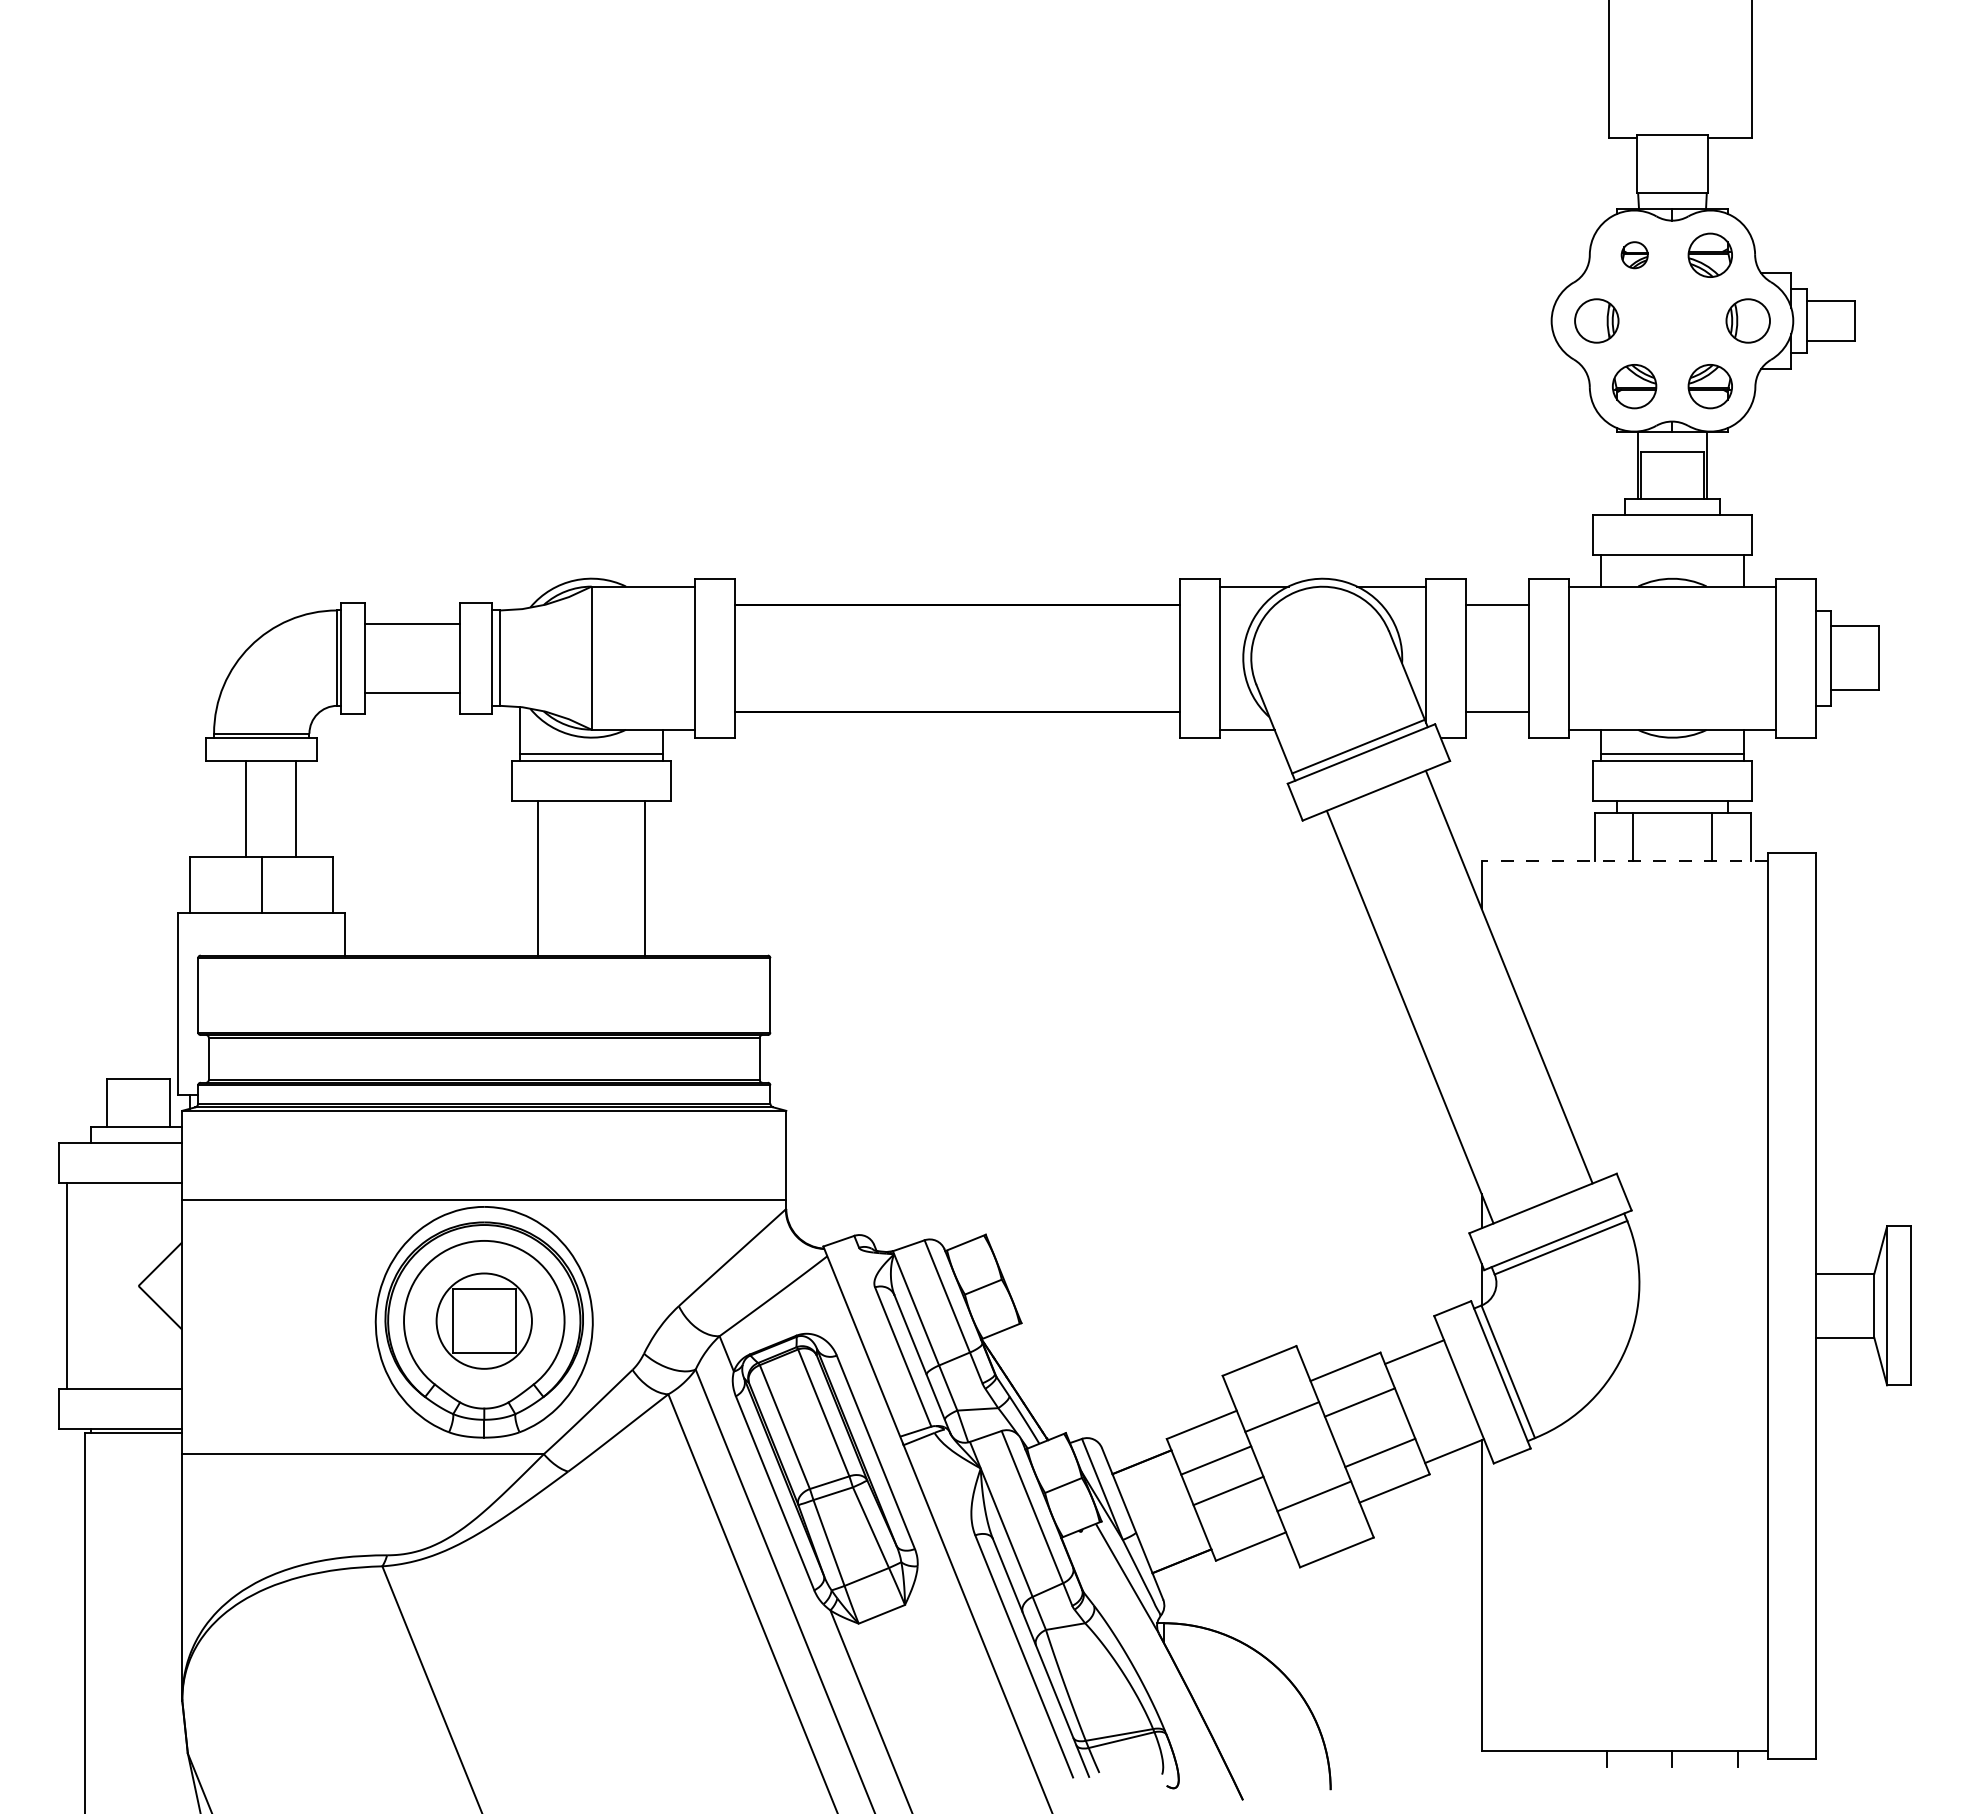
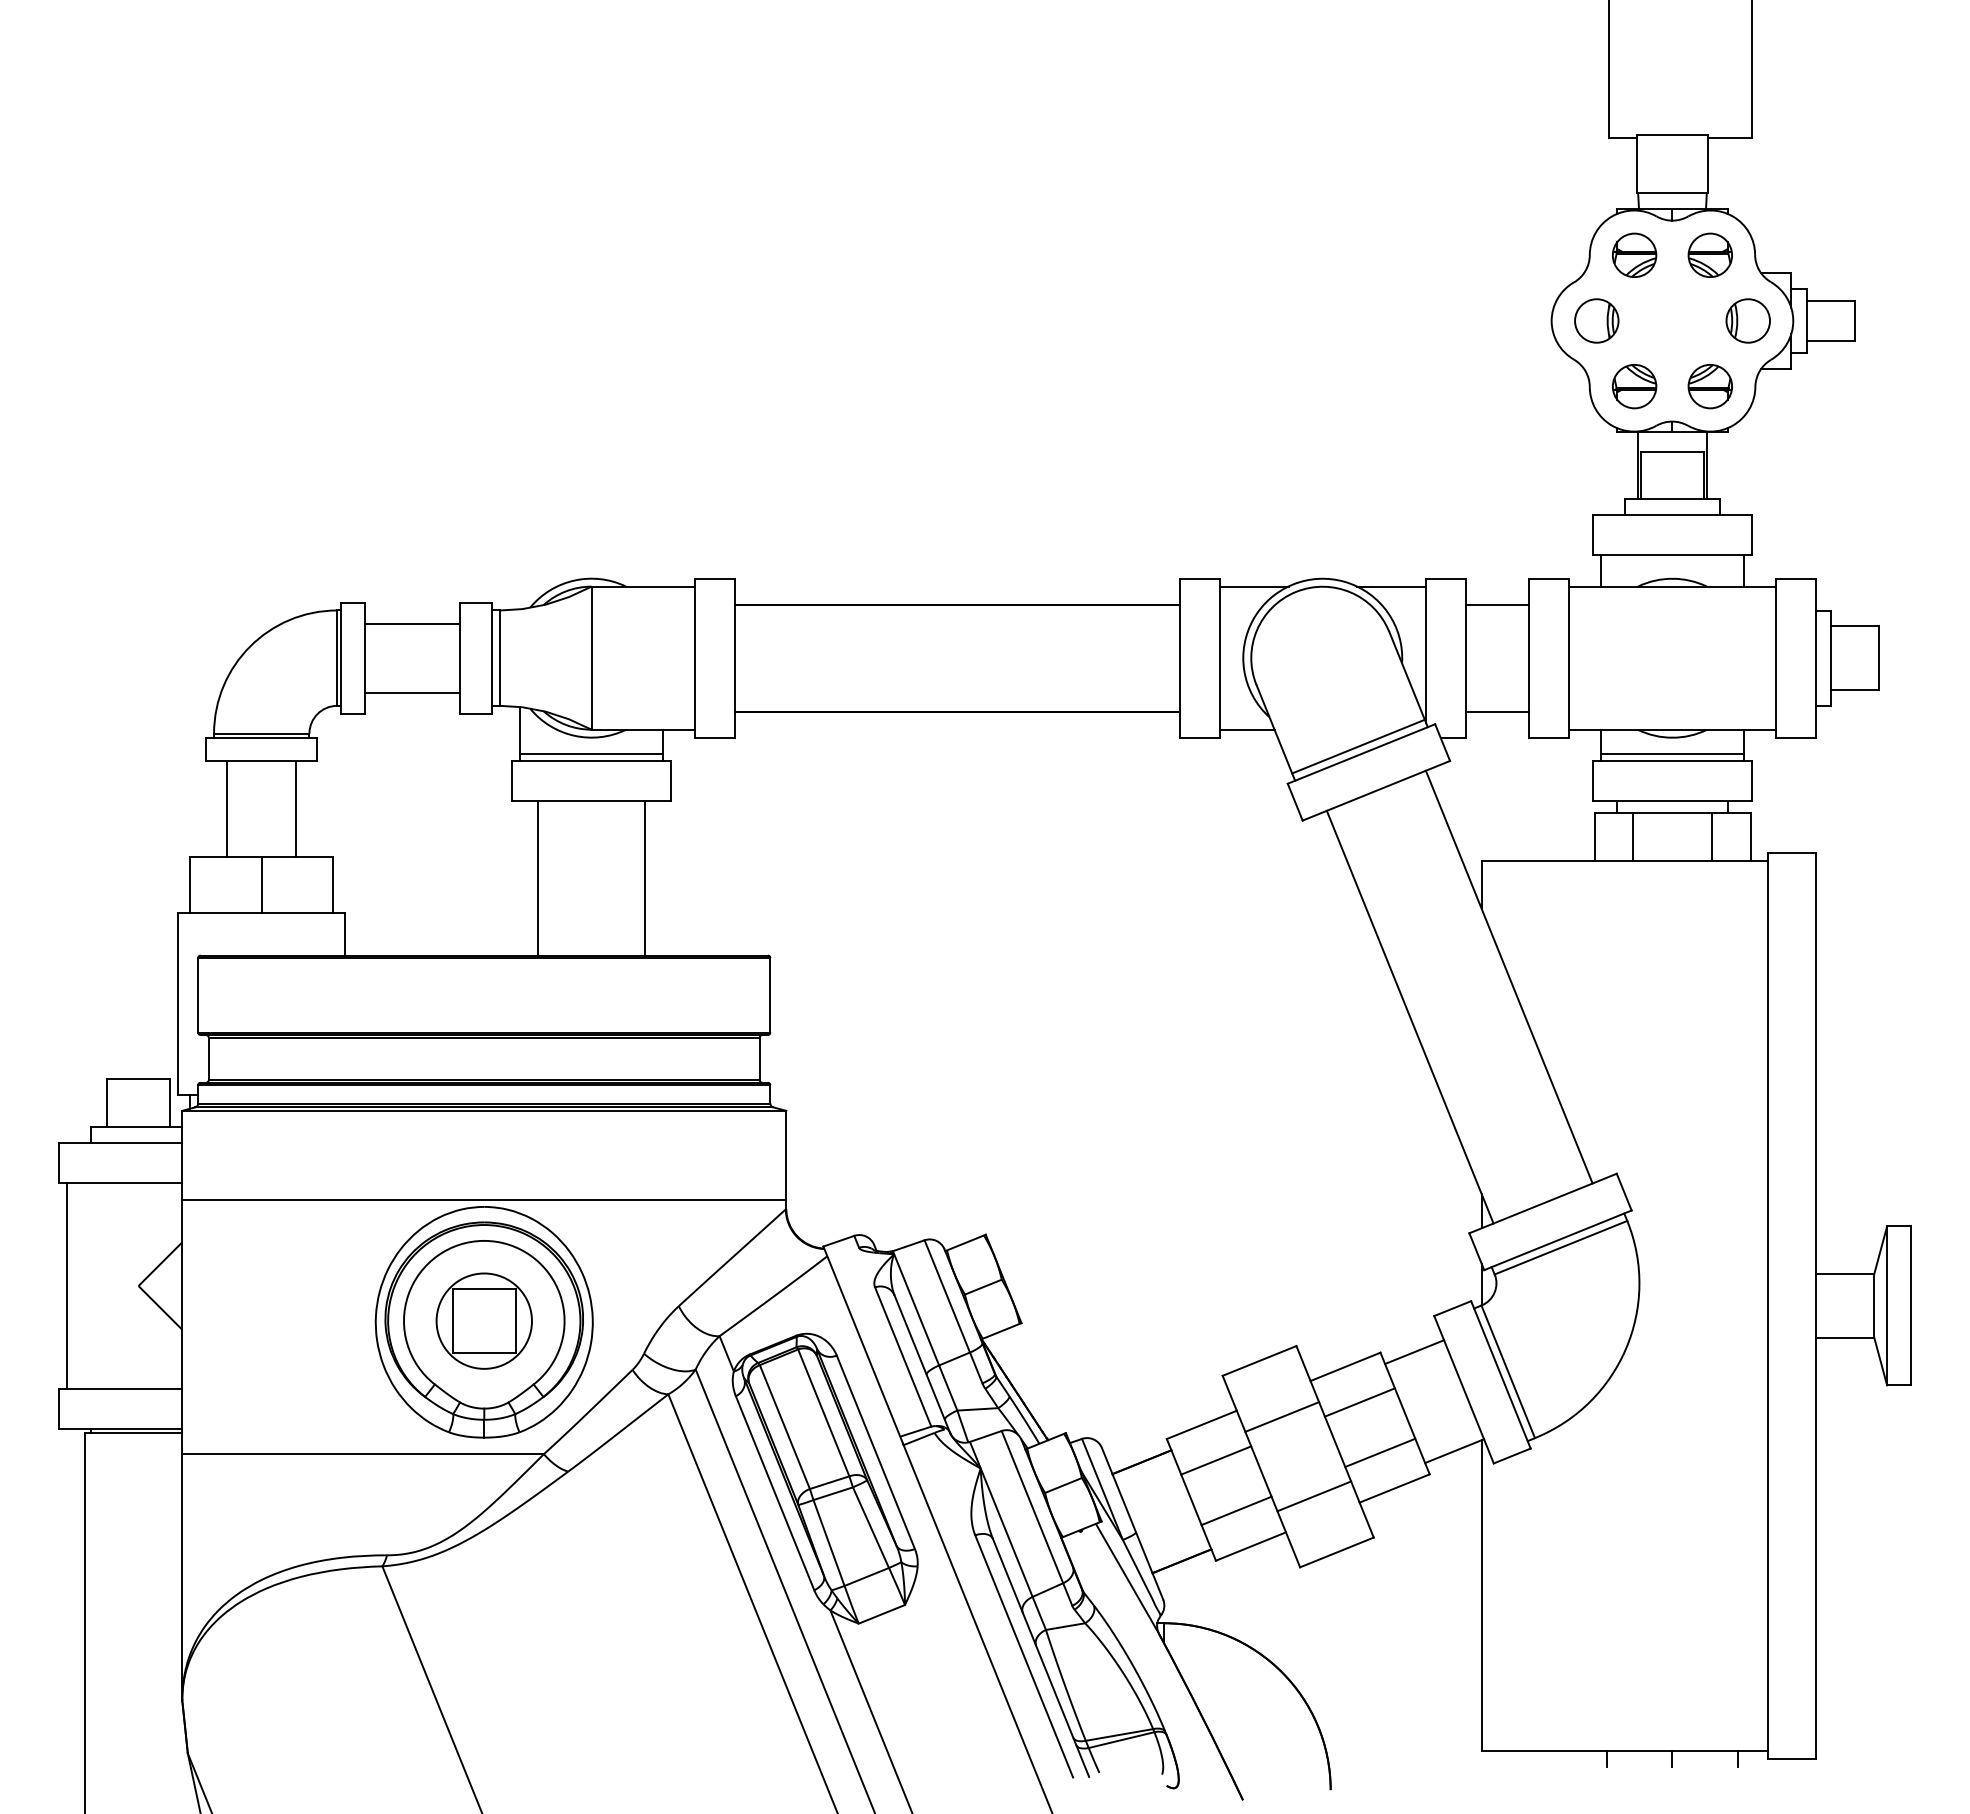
part size: 29x29 px -> 46x46 px (1634, 254)
line position: (246, 808) -> (227, 808) (227, 808)
line: dashed -> solid (1624, 860)
line position: (1228, 1490) -> (1236, 1510) (1236, 1510)
